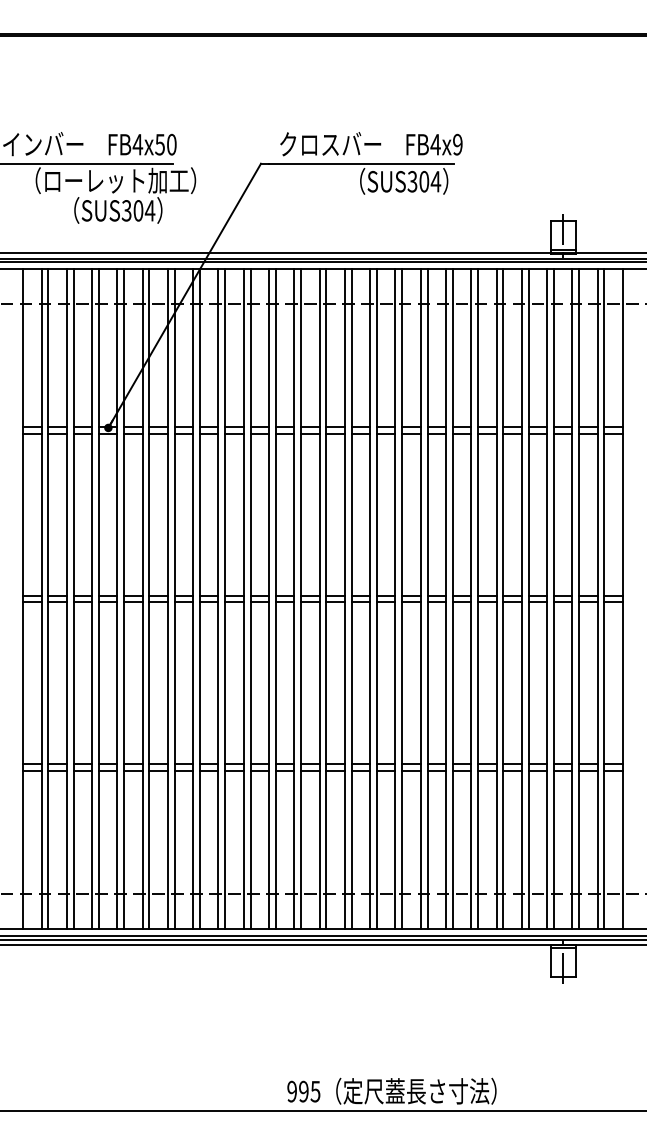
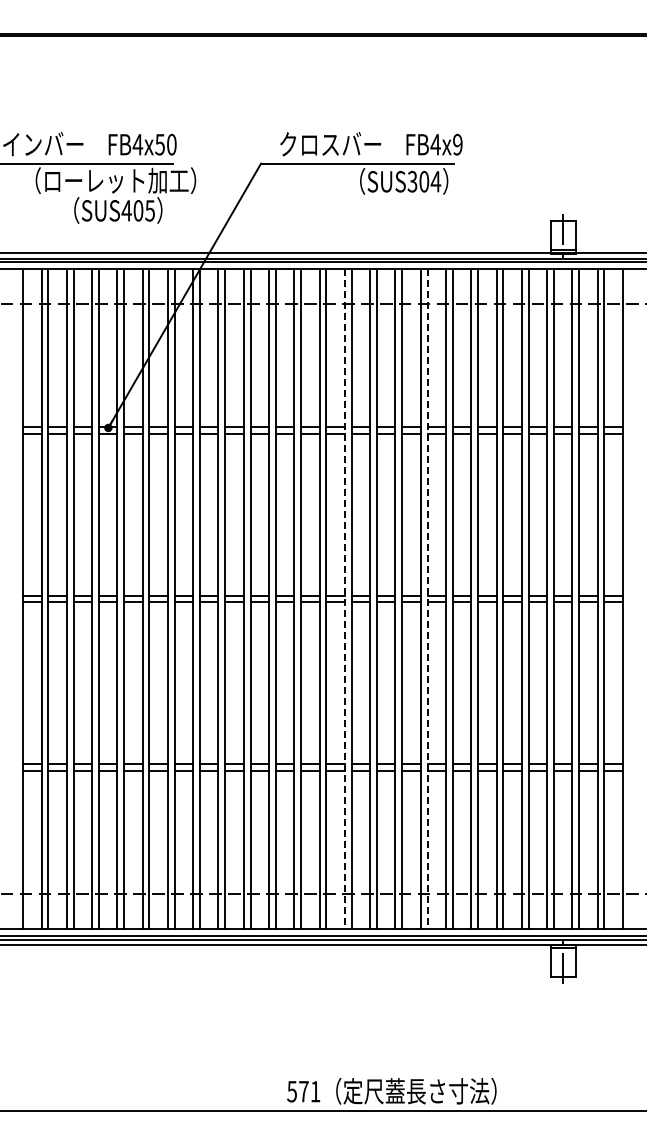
text: SUS304 -> SUS405 (138, 210)
line: solid -> dashed (344, 599)
line: solid -> dashed (427, 599)
text: 995 -> 571 (303, 1091)
